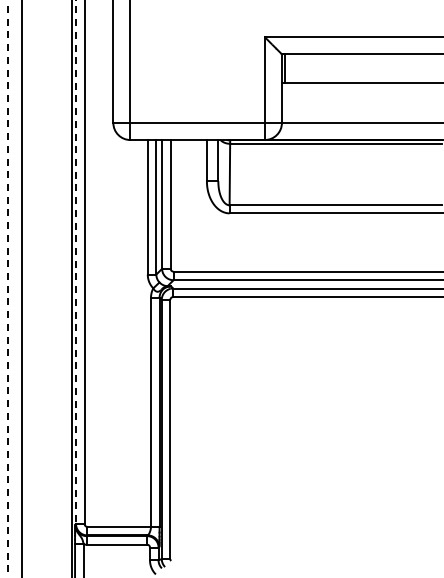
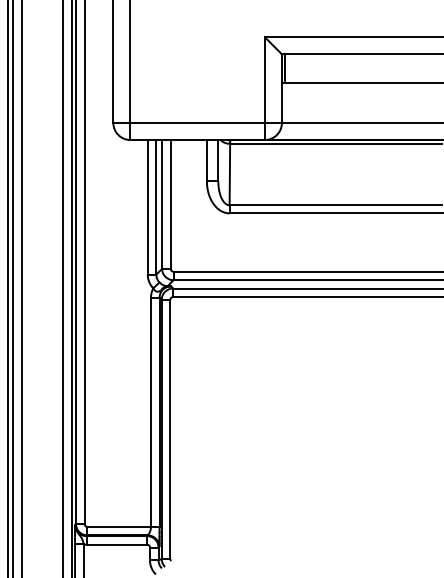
line: dashed -> solid (76, 262)
line: none -> present (13, 288)
line: none -> present (63, 288)
line: dashed -> solid (7, 289)
